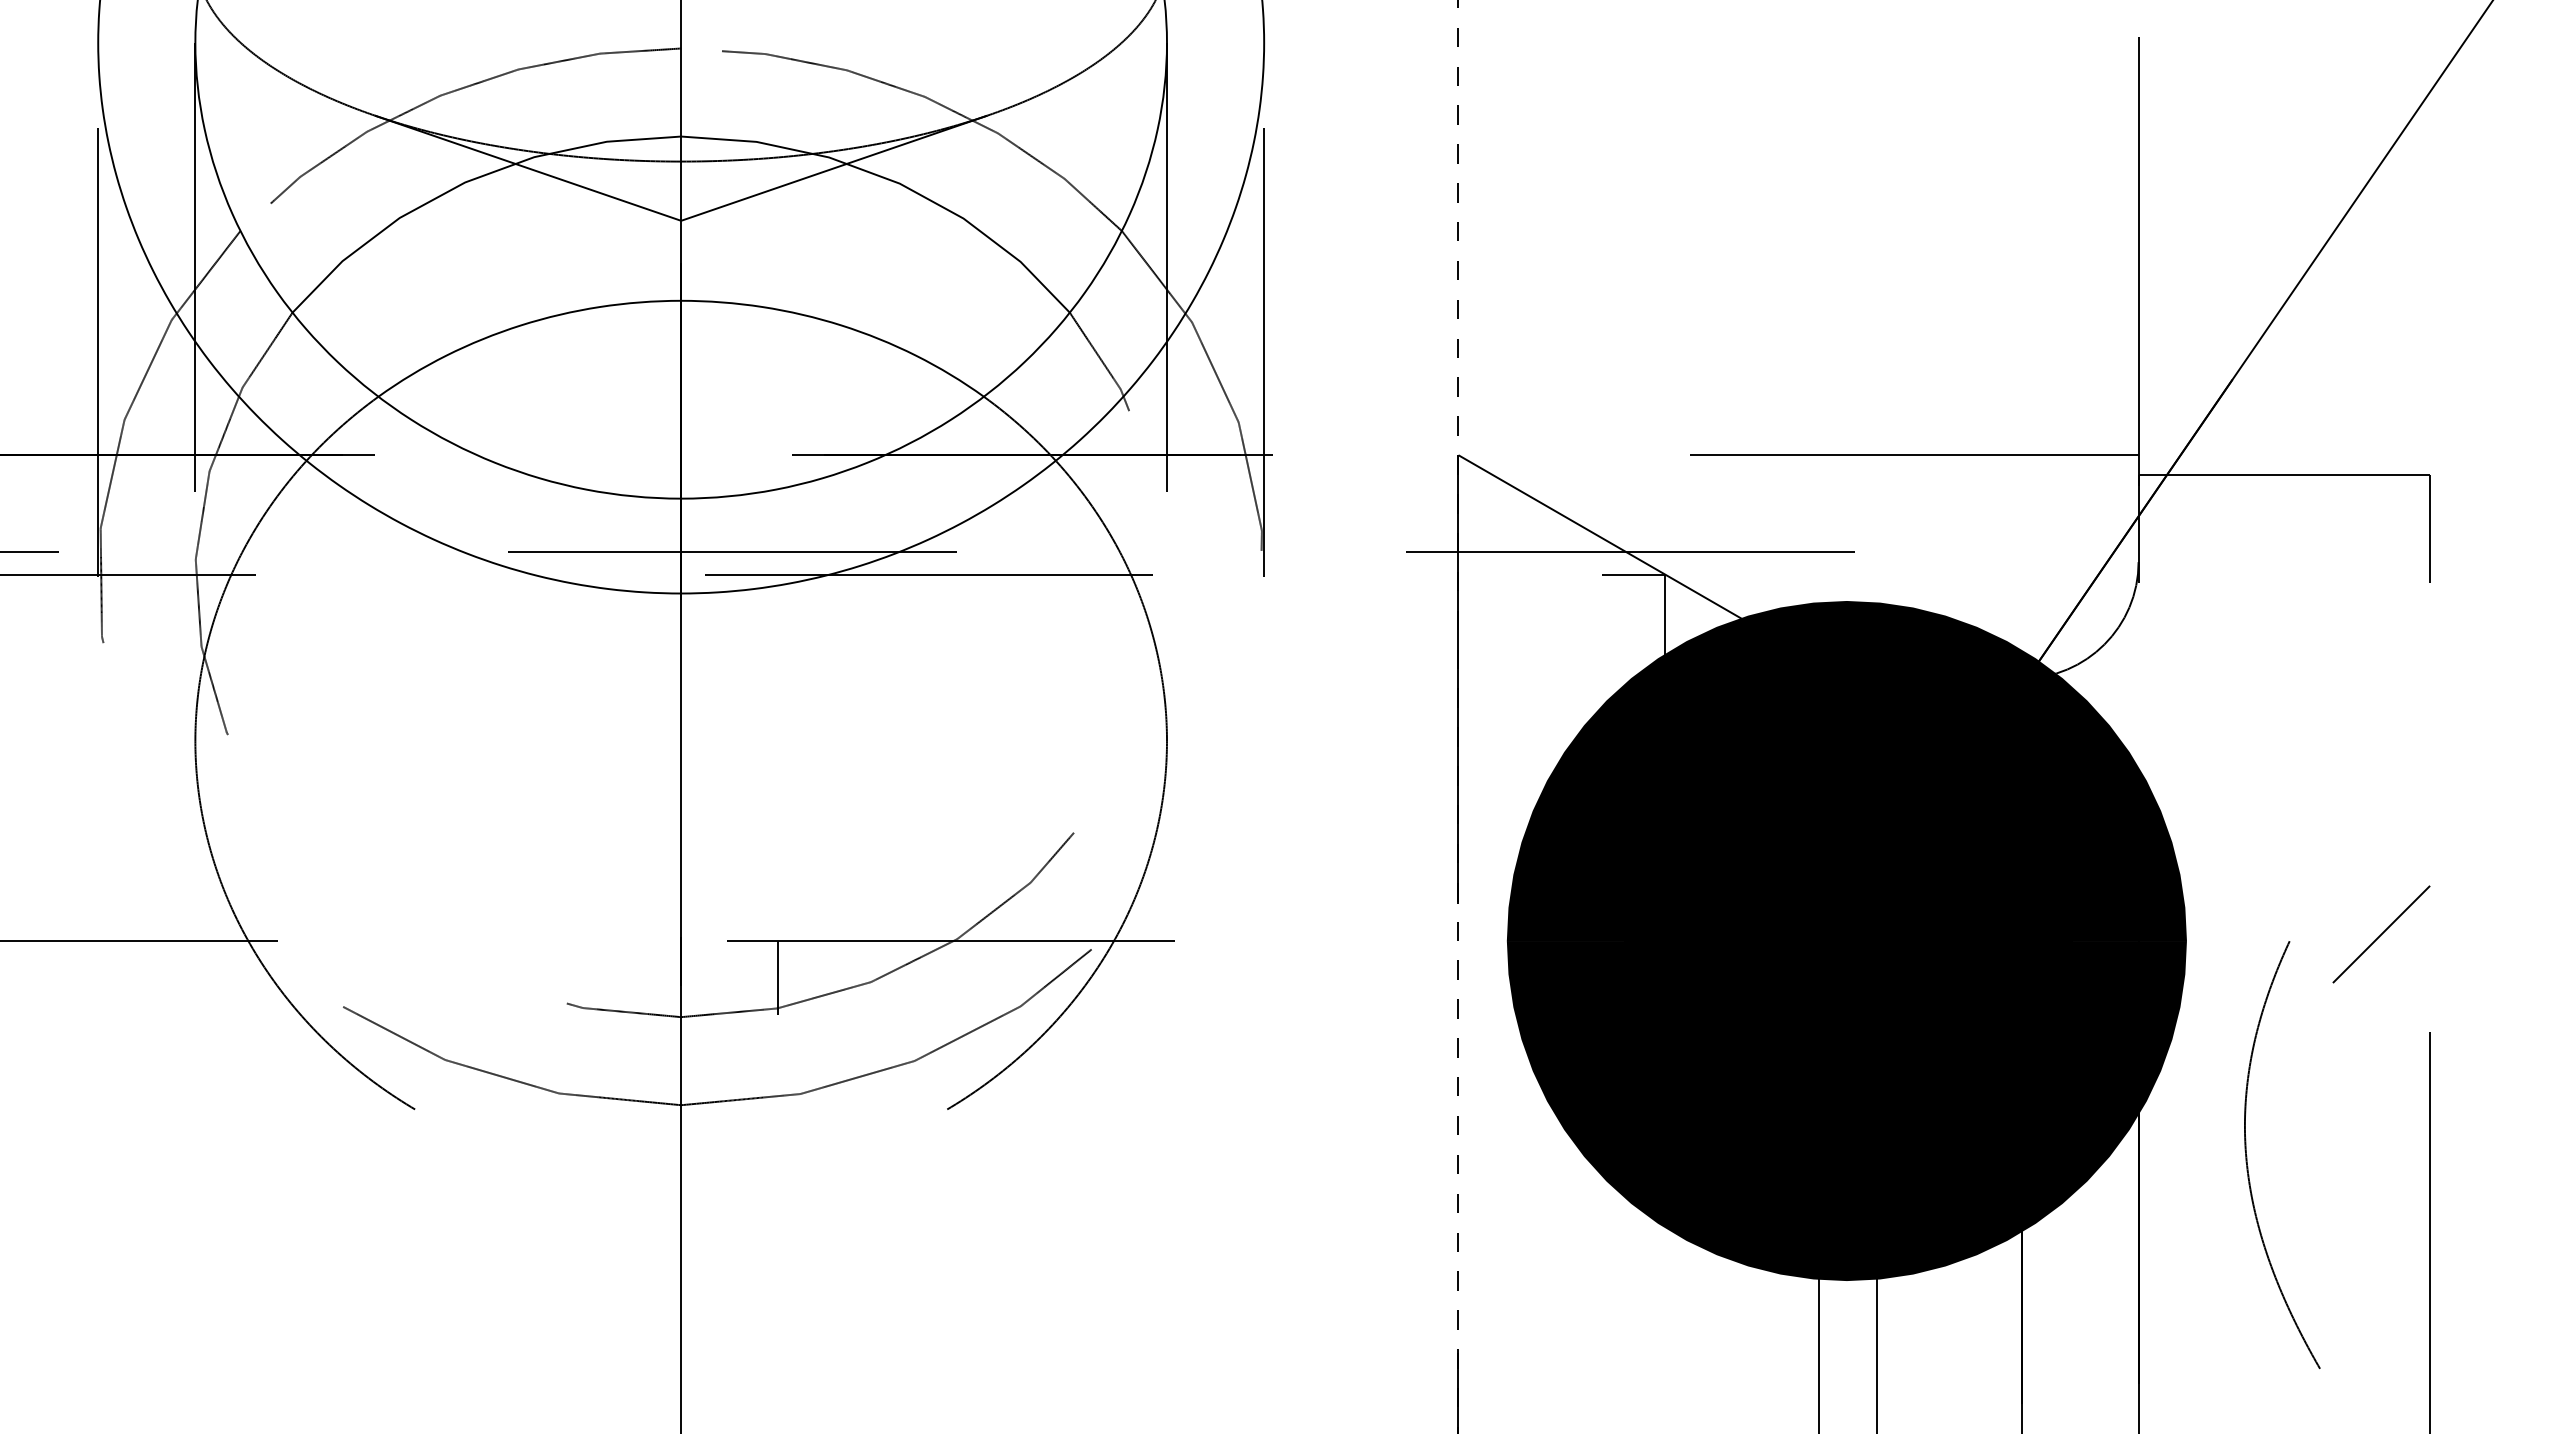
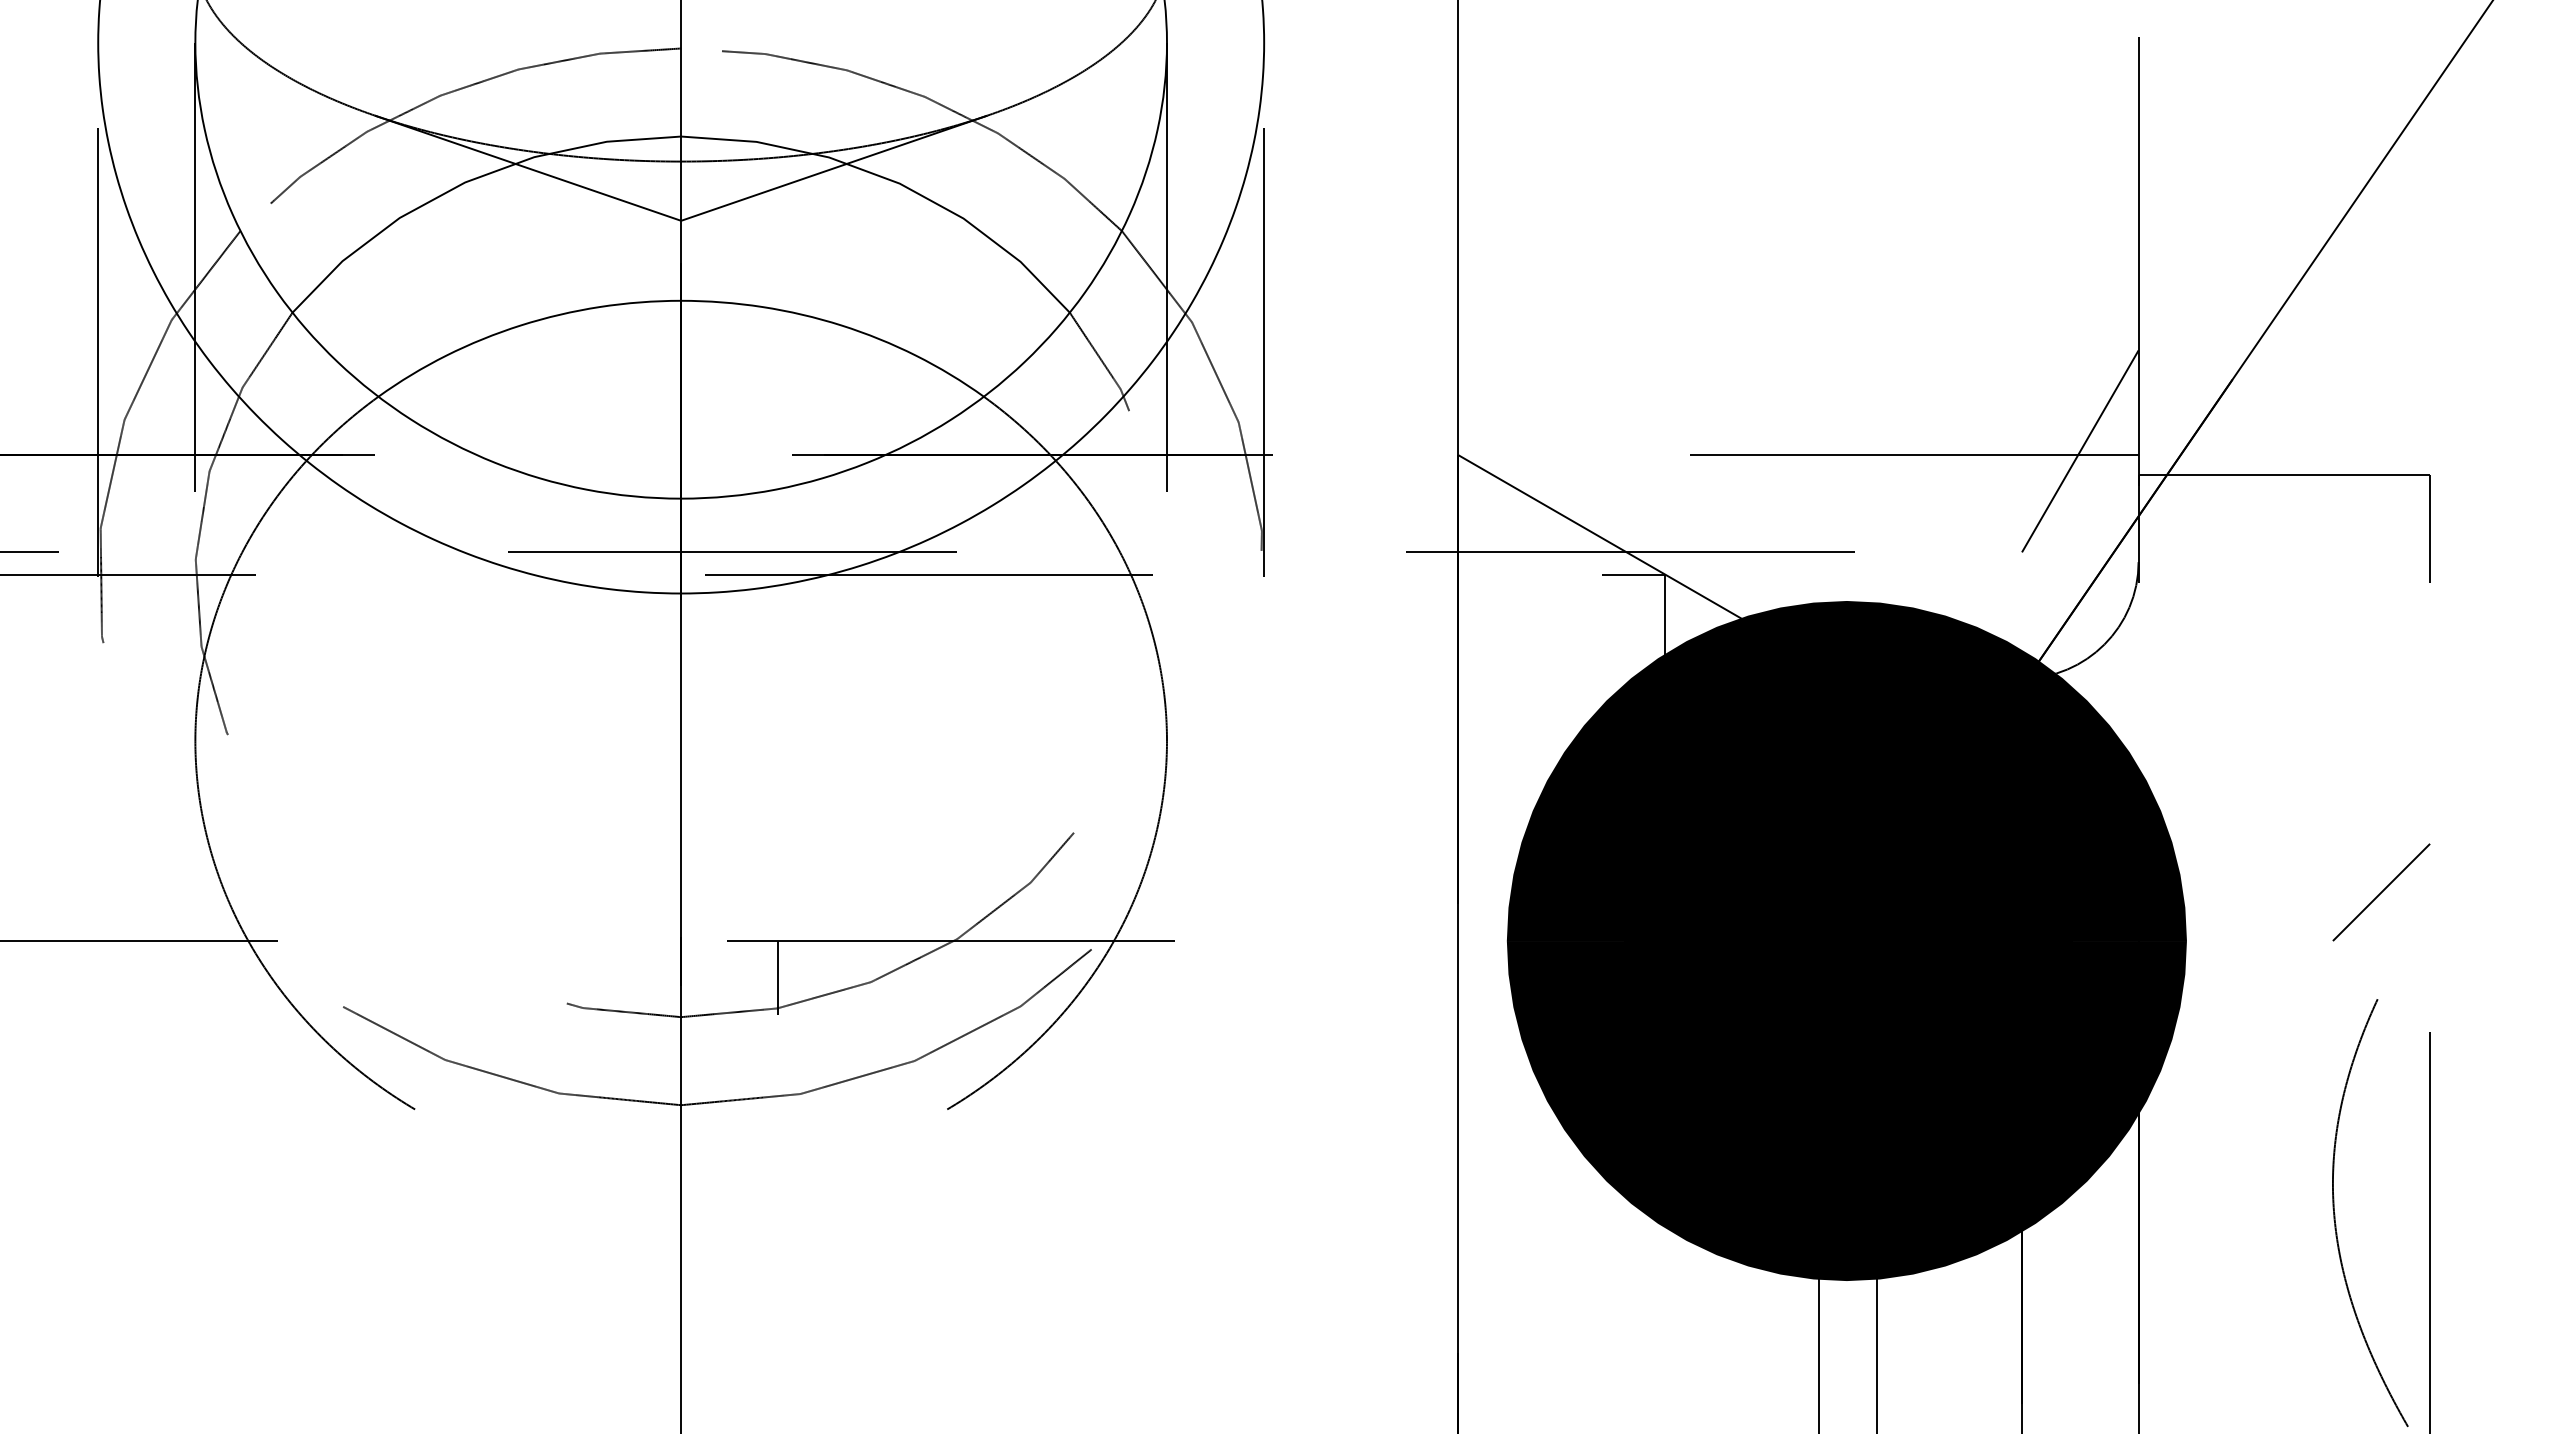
line: none -> present (2080, 451)
line: dashed -> solid (1458, 717)
line position: (2381, 934) -> (2381, 892) (2381, 892)
curve position: (2247, 1155) -> (2335, 1213) (2335, 1213)
